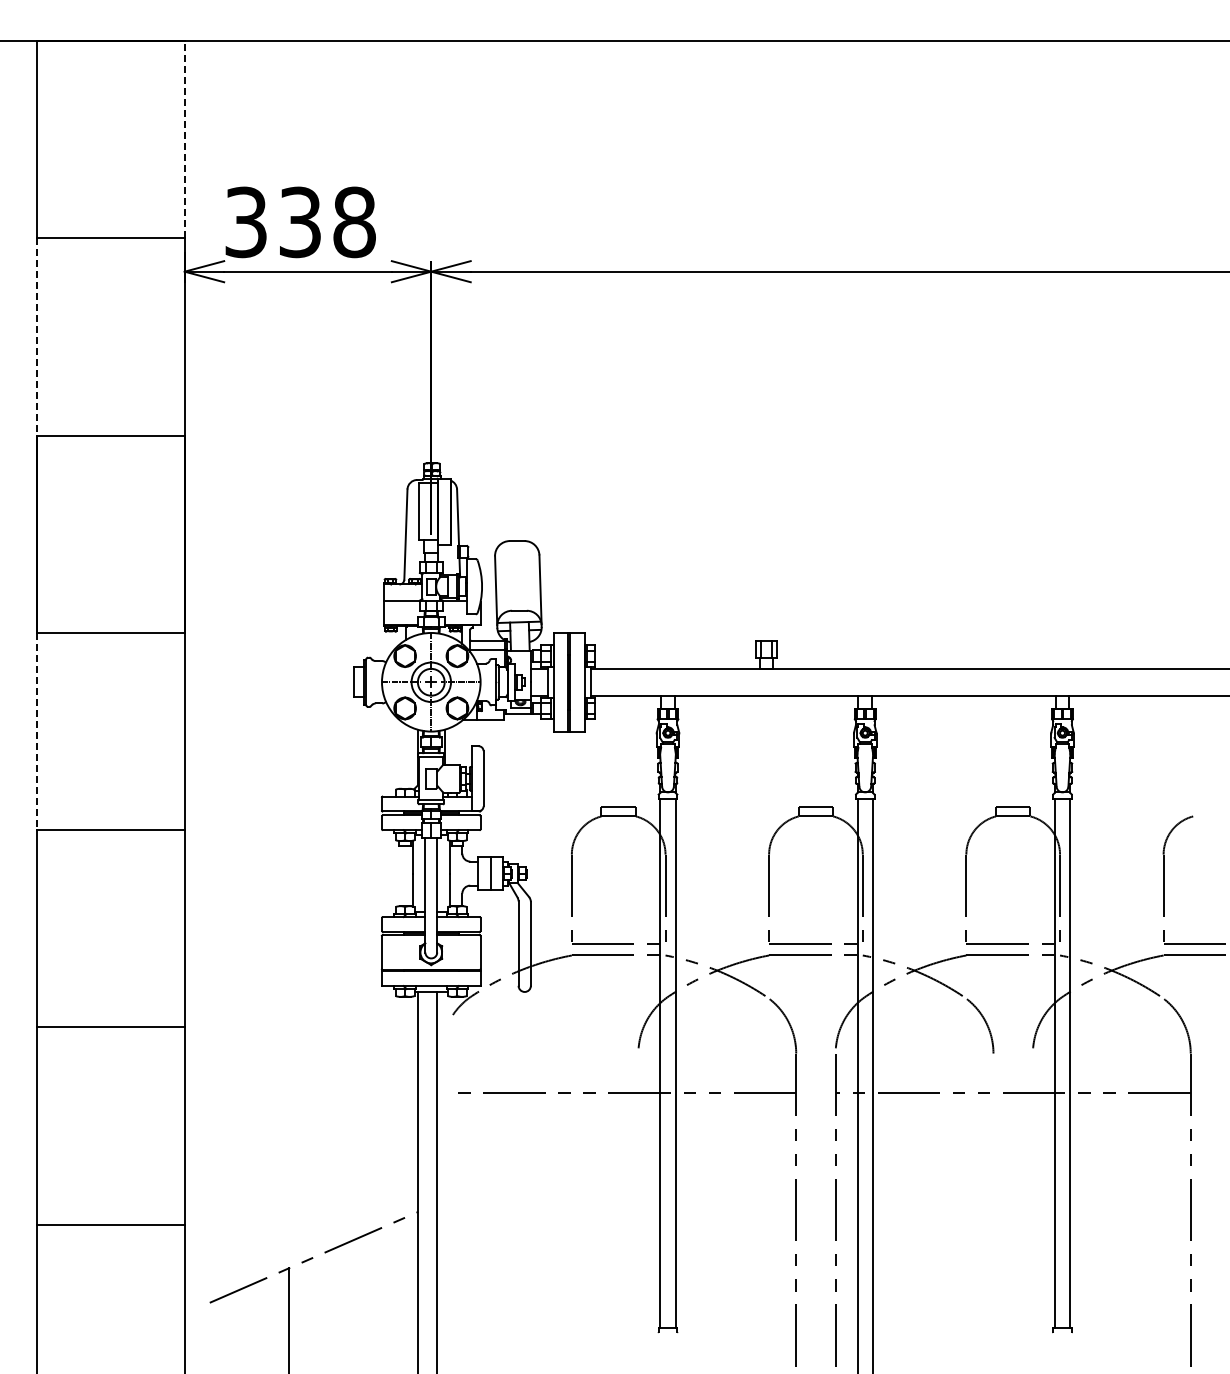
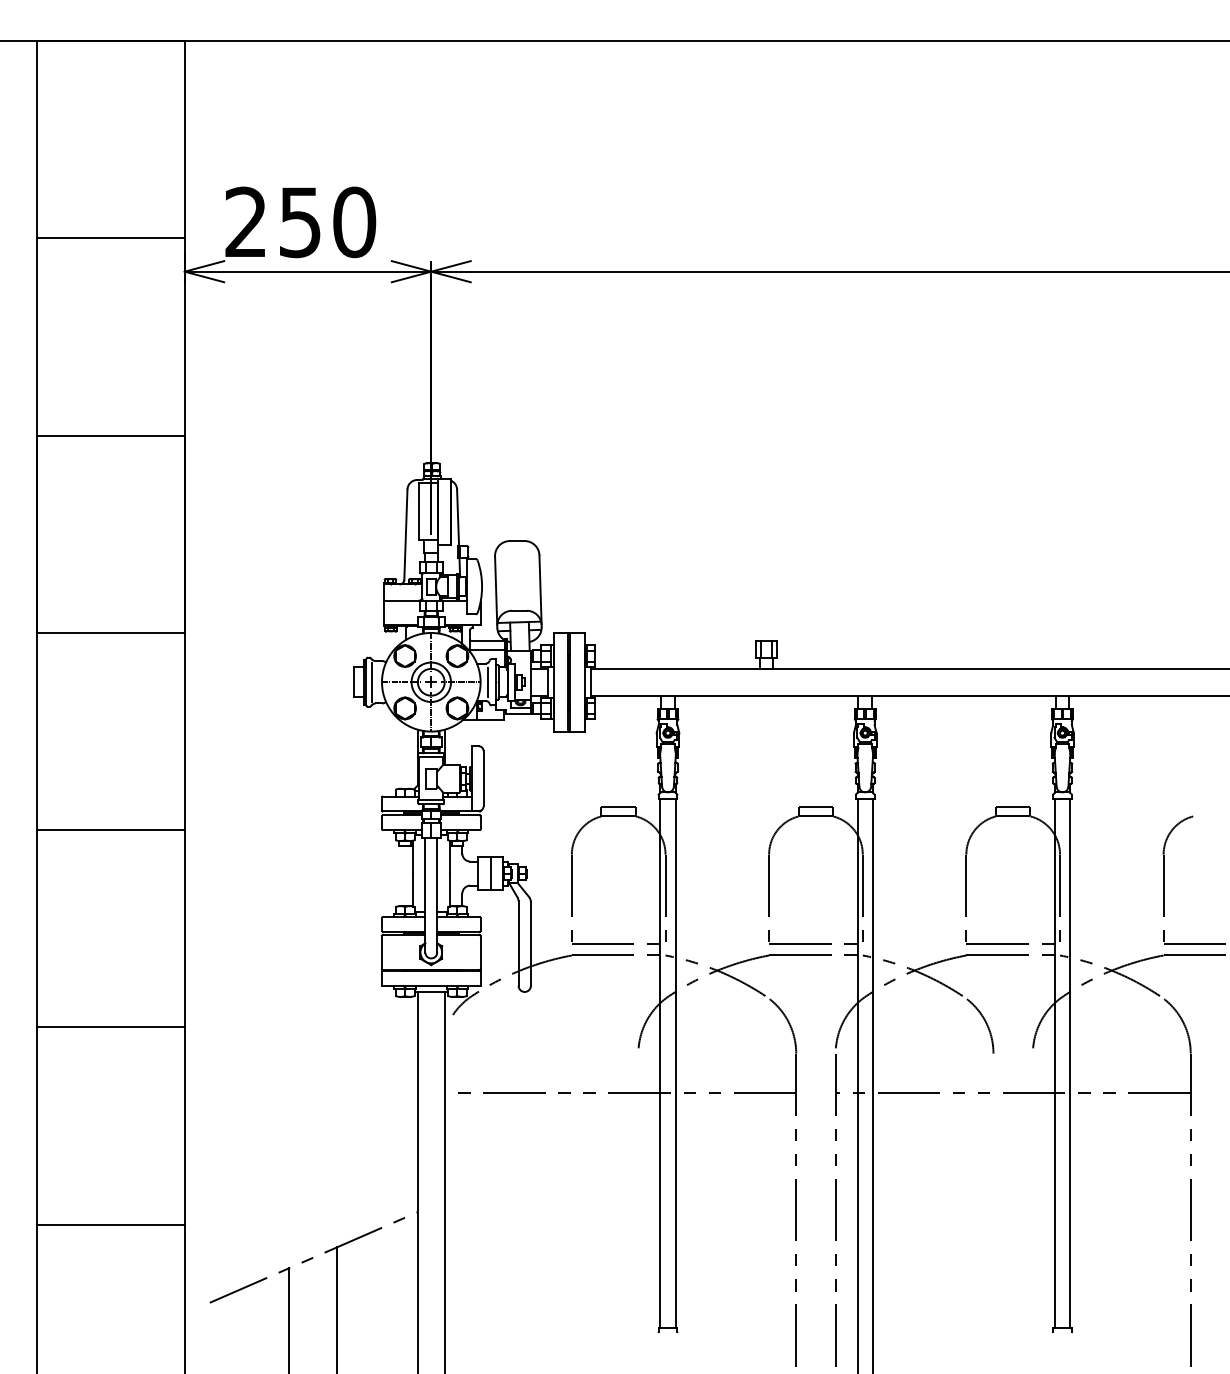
line: dashed -> solid (184, 139)
text: 338 -> 250 (300, 222)
line: dashed -> solid (36, 337)
line: none -> present (372, 681)
line: none -> present (488, 681)
line: dashed -> solid (36, 731)
line position: (436, 1180) -> (444, 1180) (444, 1180)
line: none -> present (336, 1308)
